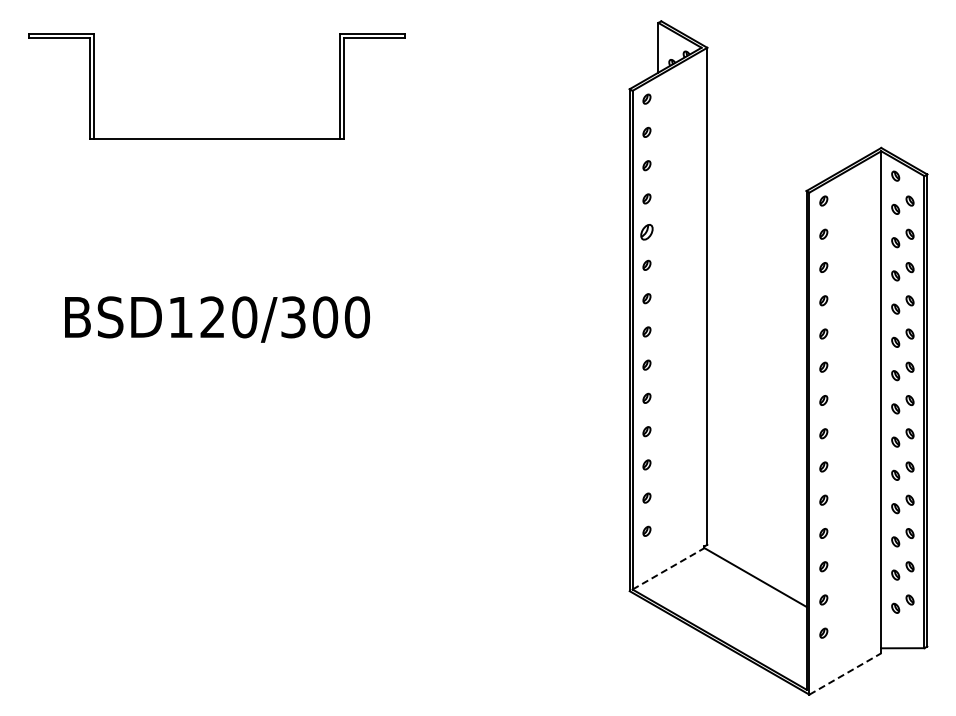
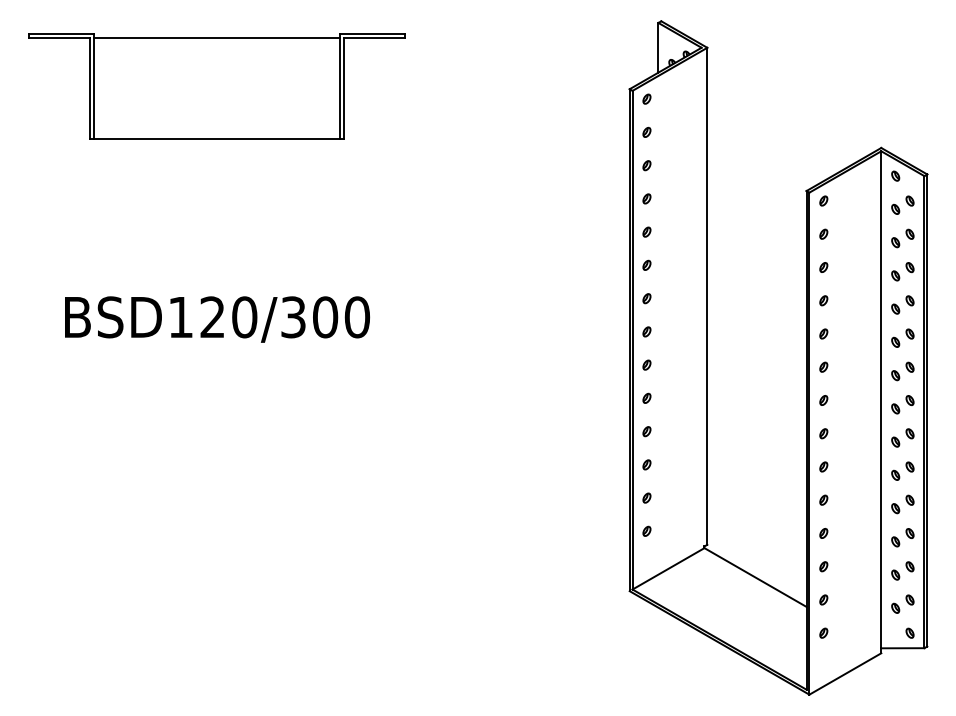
line: none -> present (216, 37)
part size: 14x17 px -> 10x12 px (646, 231)
line: dashed -> solid (668, 568)
part: none -> present (909, 632)
line: dashed -> solid (845, 673)
